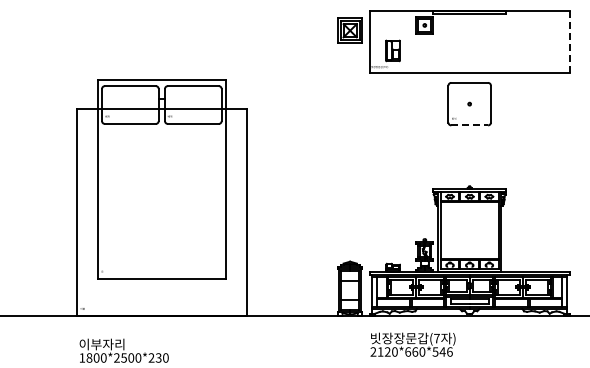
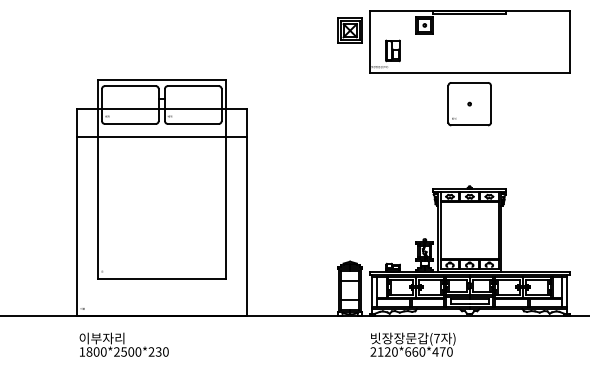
line: dashed -> solid (569, 41)
line: dashed -> solid (470, 125)
line: none -> present (161, 136)
text position: (123, 350) -> (123, 344) (123, 344)
text: 2120*660*546 -> 2120*660*470 (442, 351)
